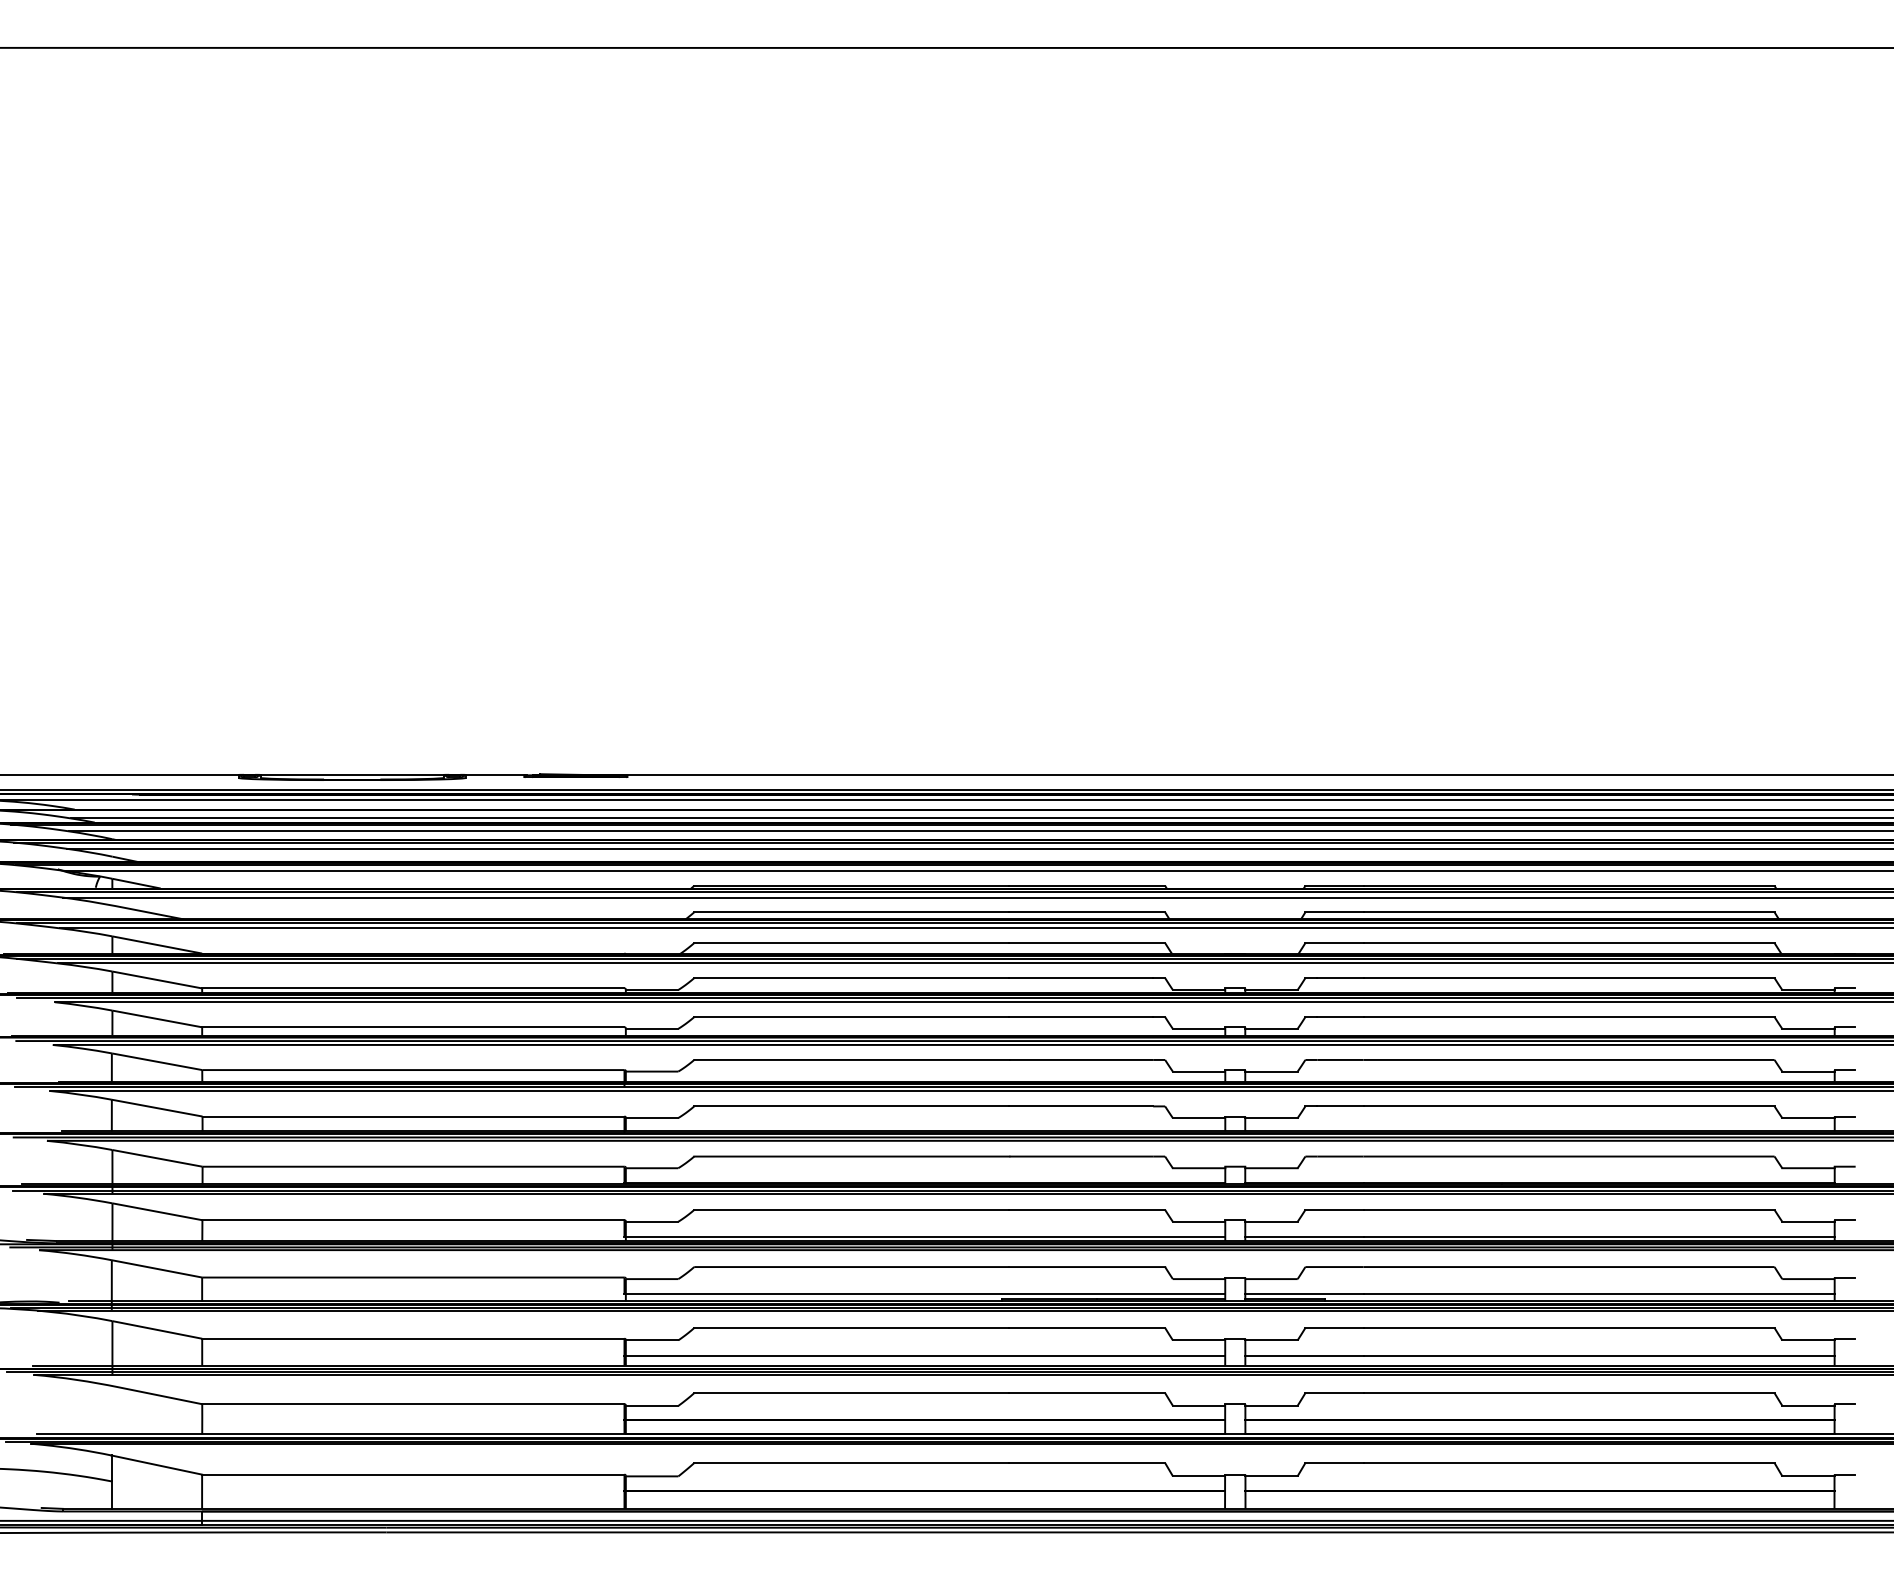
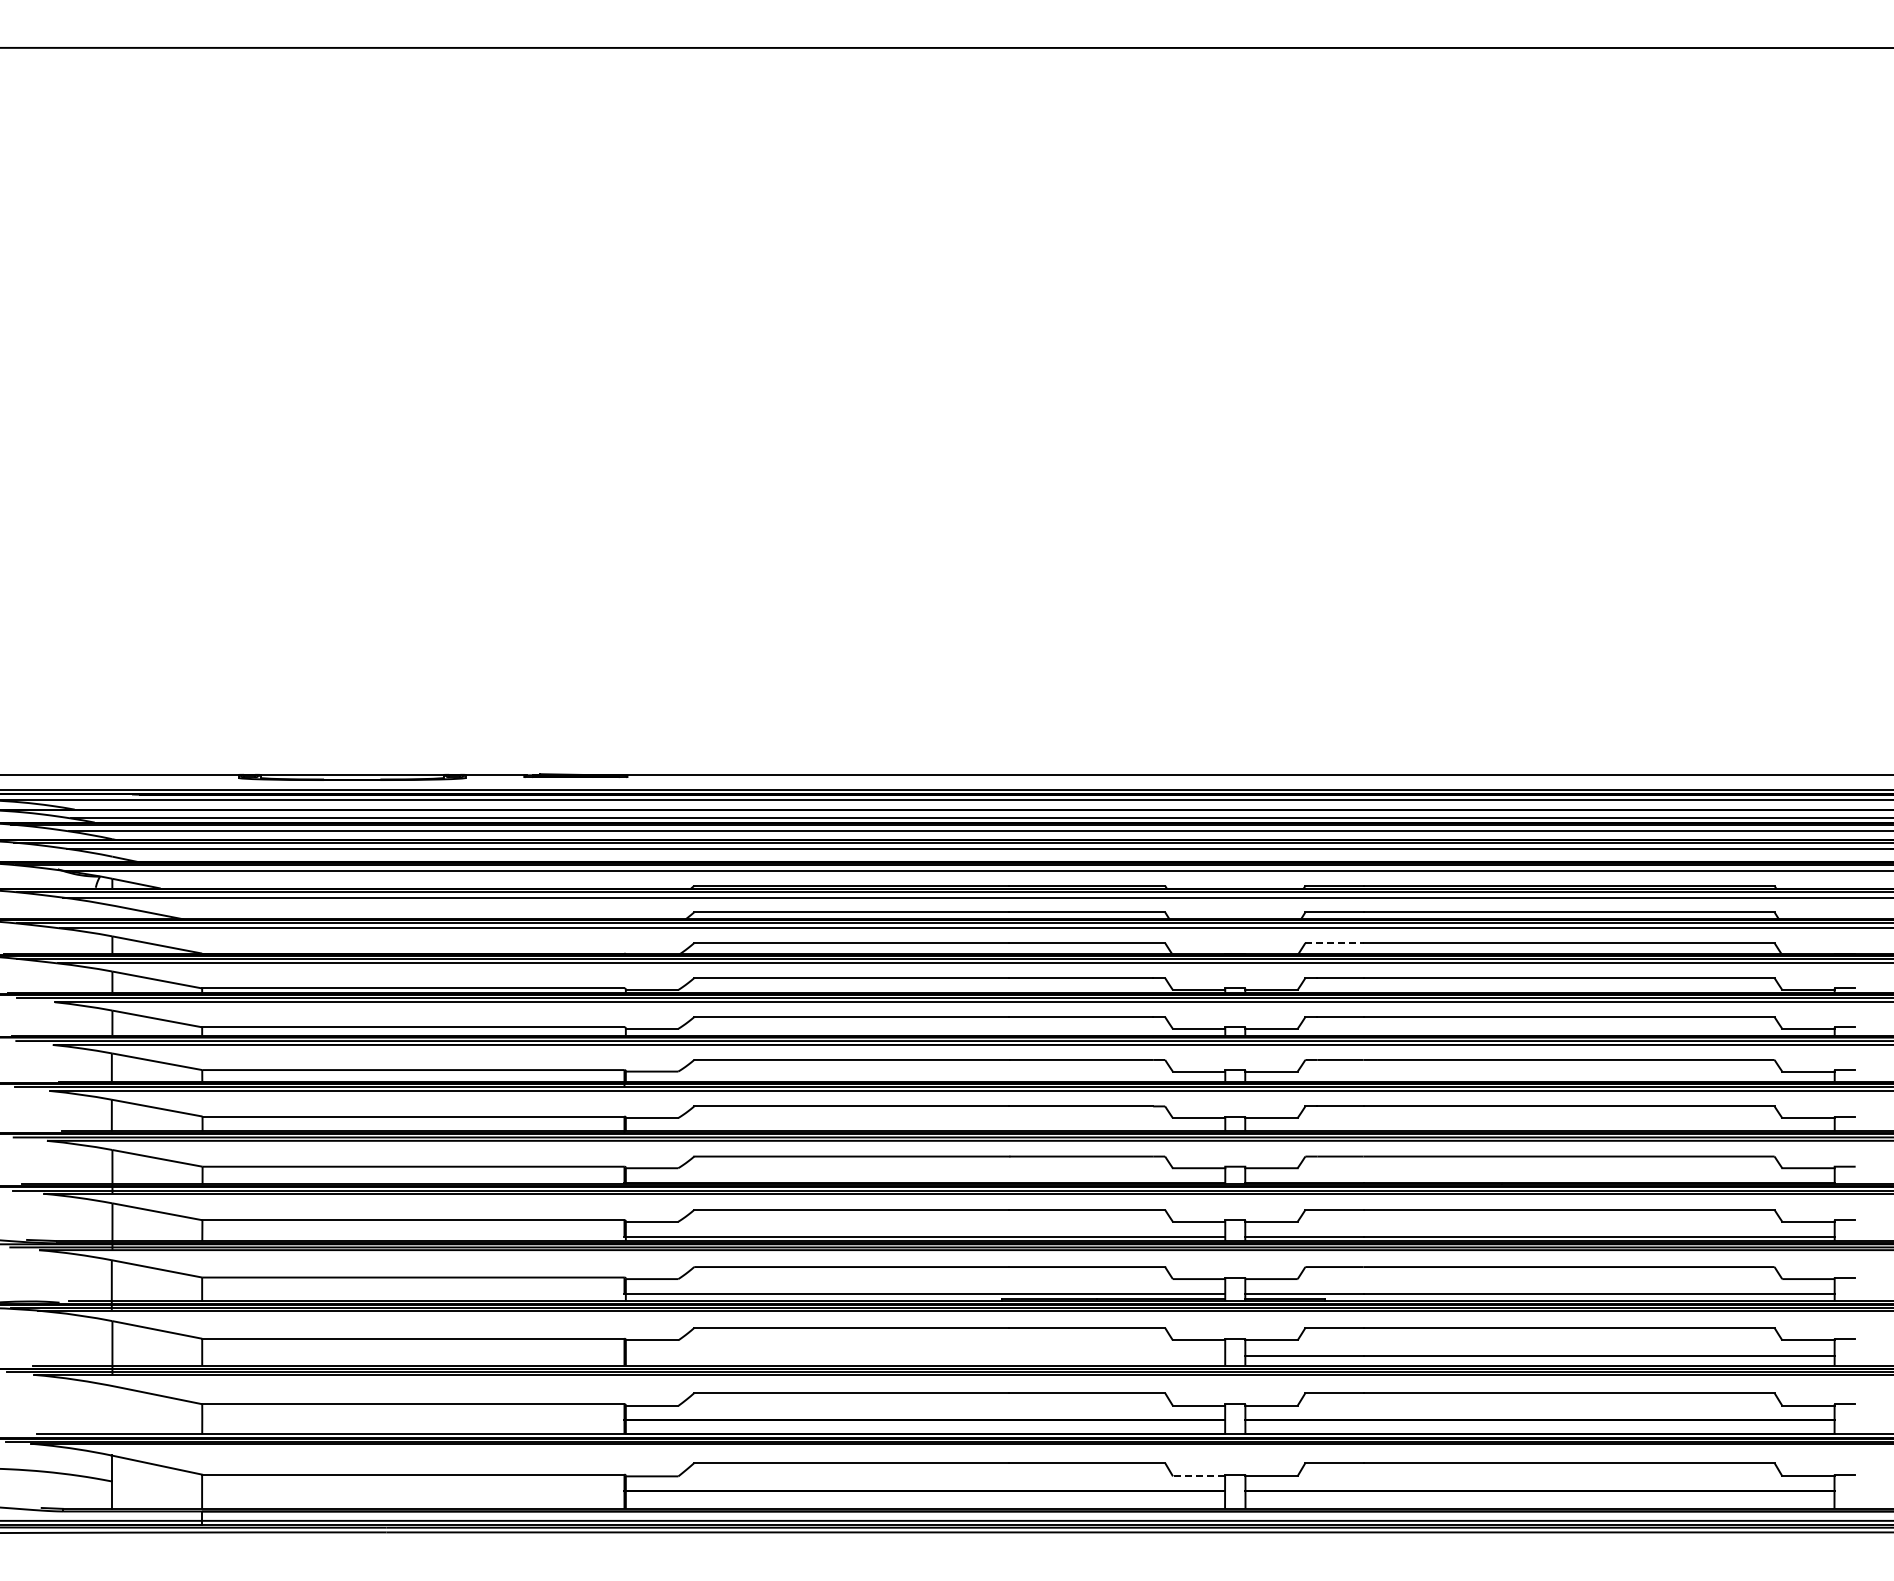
line: solid -> dashed (1334, 943)
line: present -> none (924, 1355)
line: solid -> dashed (1198, 1476)
